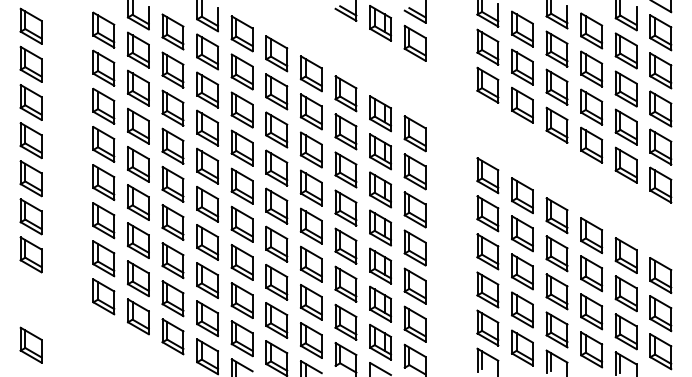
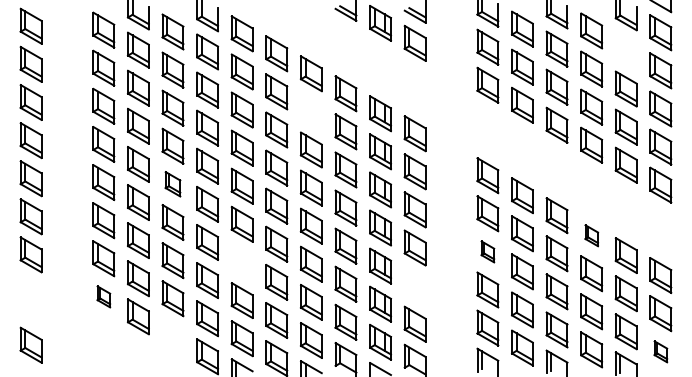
part: present -> none (625, 50)
part: present -> none (310, 111)
part size: 24x38 px -> 18x27 px (172, 184)
part size: 24x38 px -> 16x24 px (591, 235)
part size: 24x38 px -> 16x24 px (487, 251)
part: present -> none (241, 262)
part: present -> none (414, 285)
part size: 24x38 px -> 16x24 px (103, 296)
part: present -> none (172, 336)
part size: 24x38 px -> 16x24 px (660, 351)
